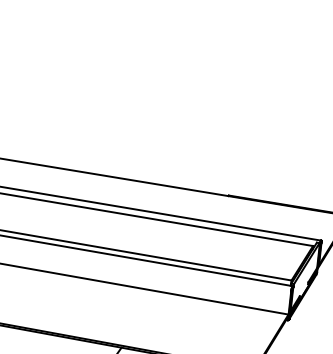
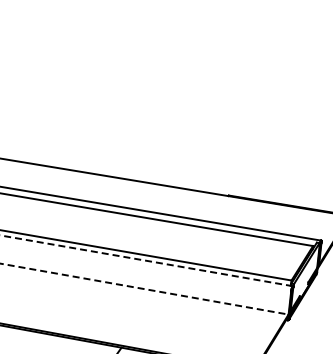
line: solid -> dashed (146, 260)
line: solid -> dashed (144, 289)
